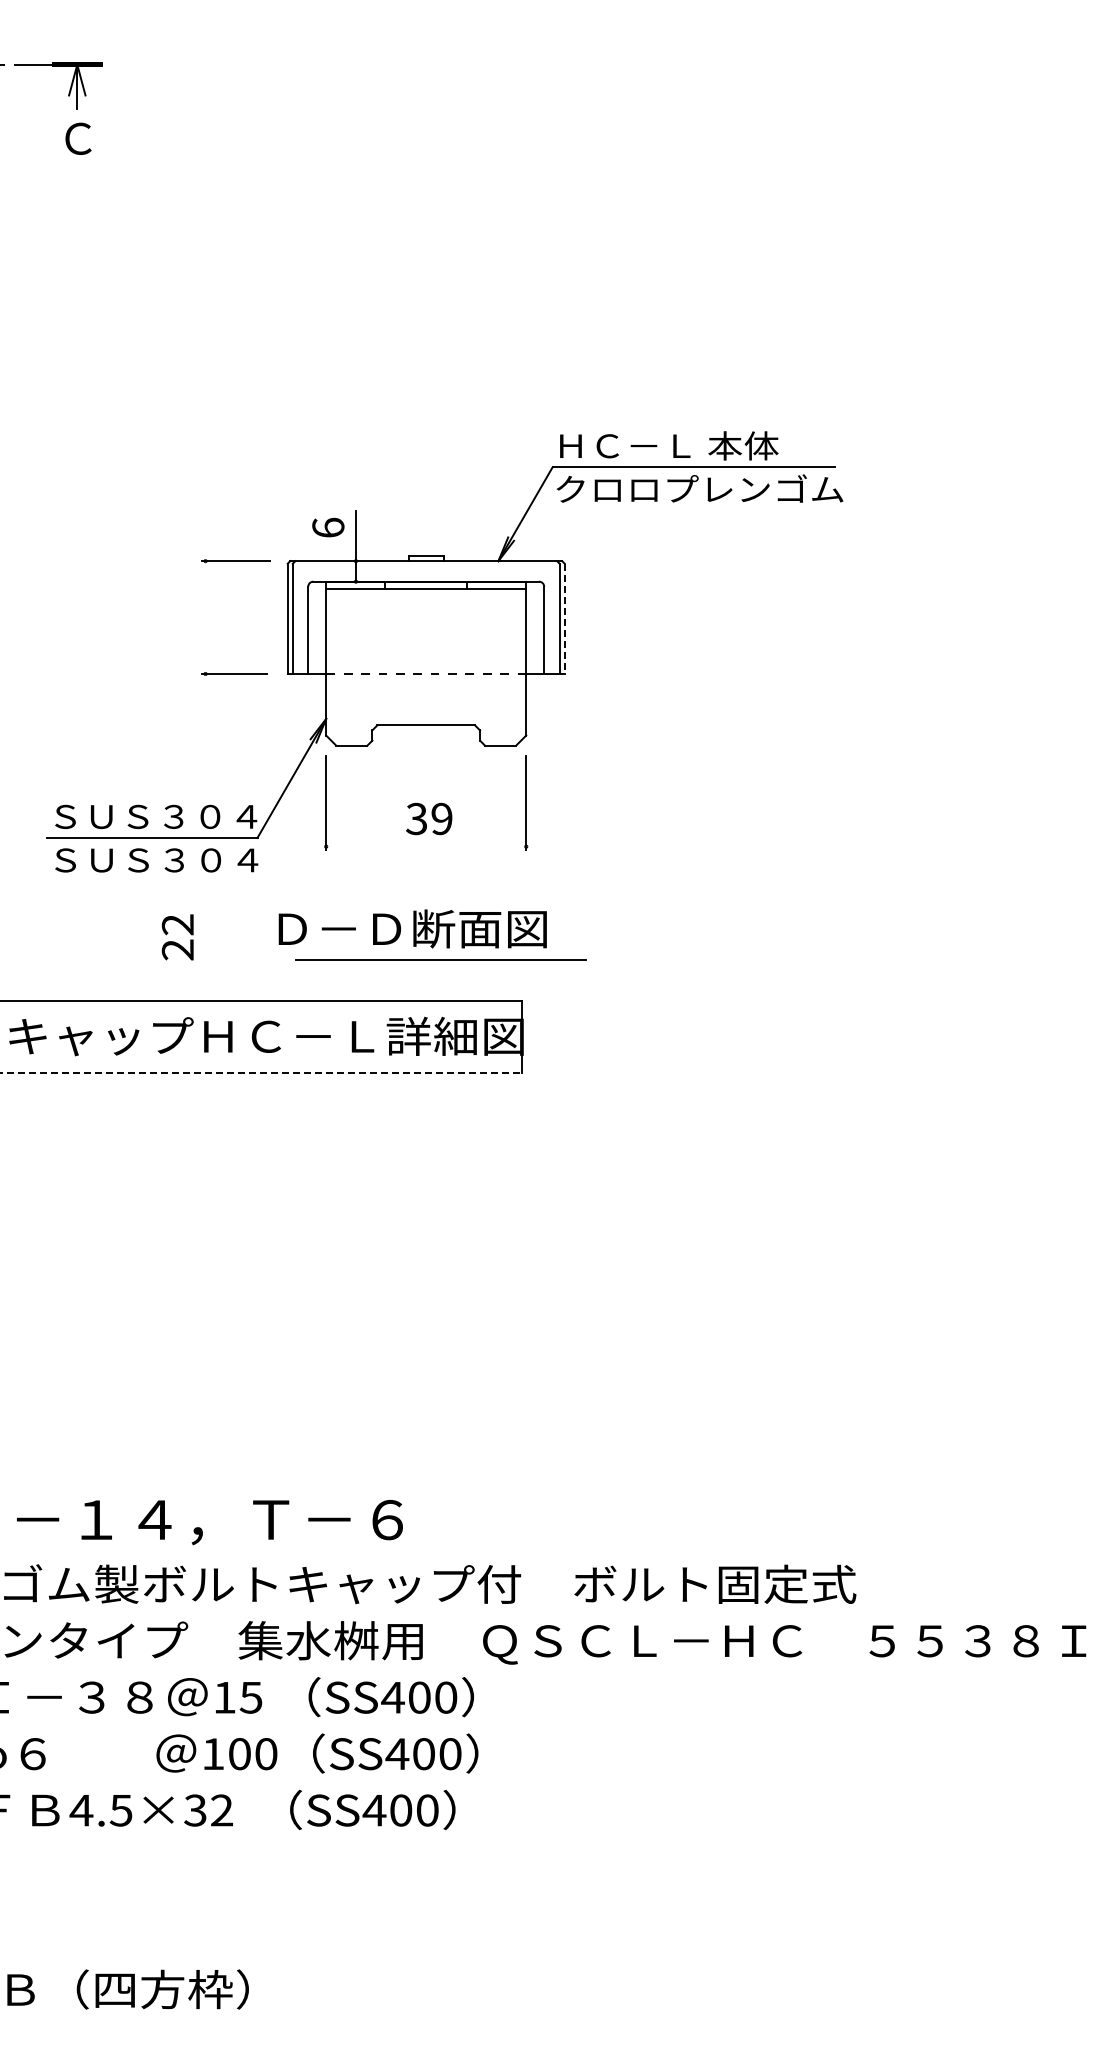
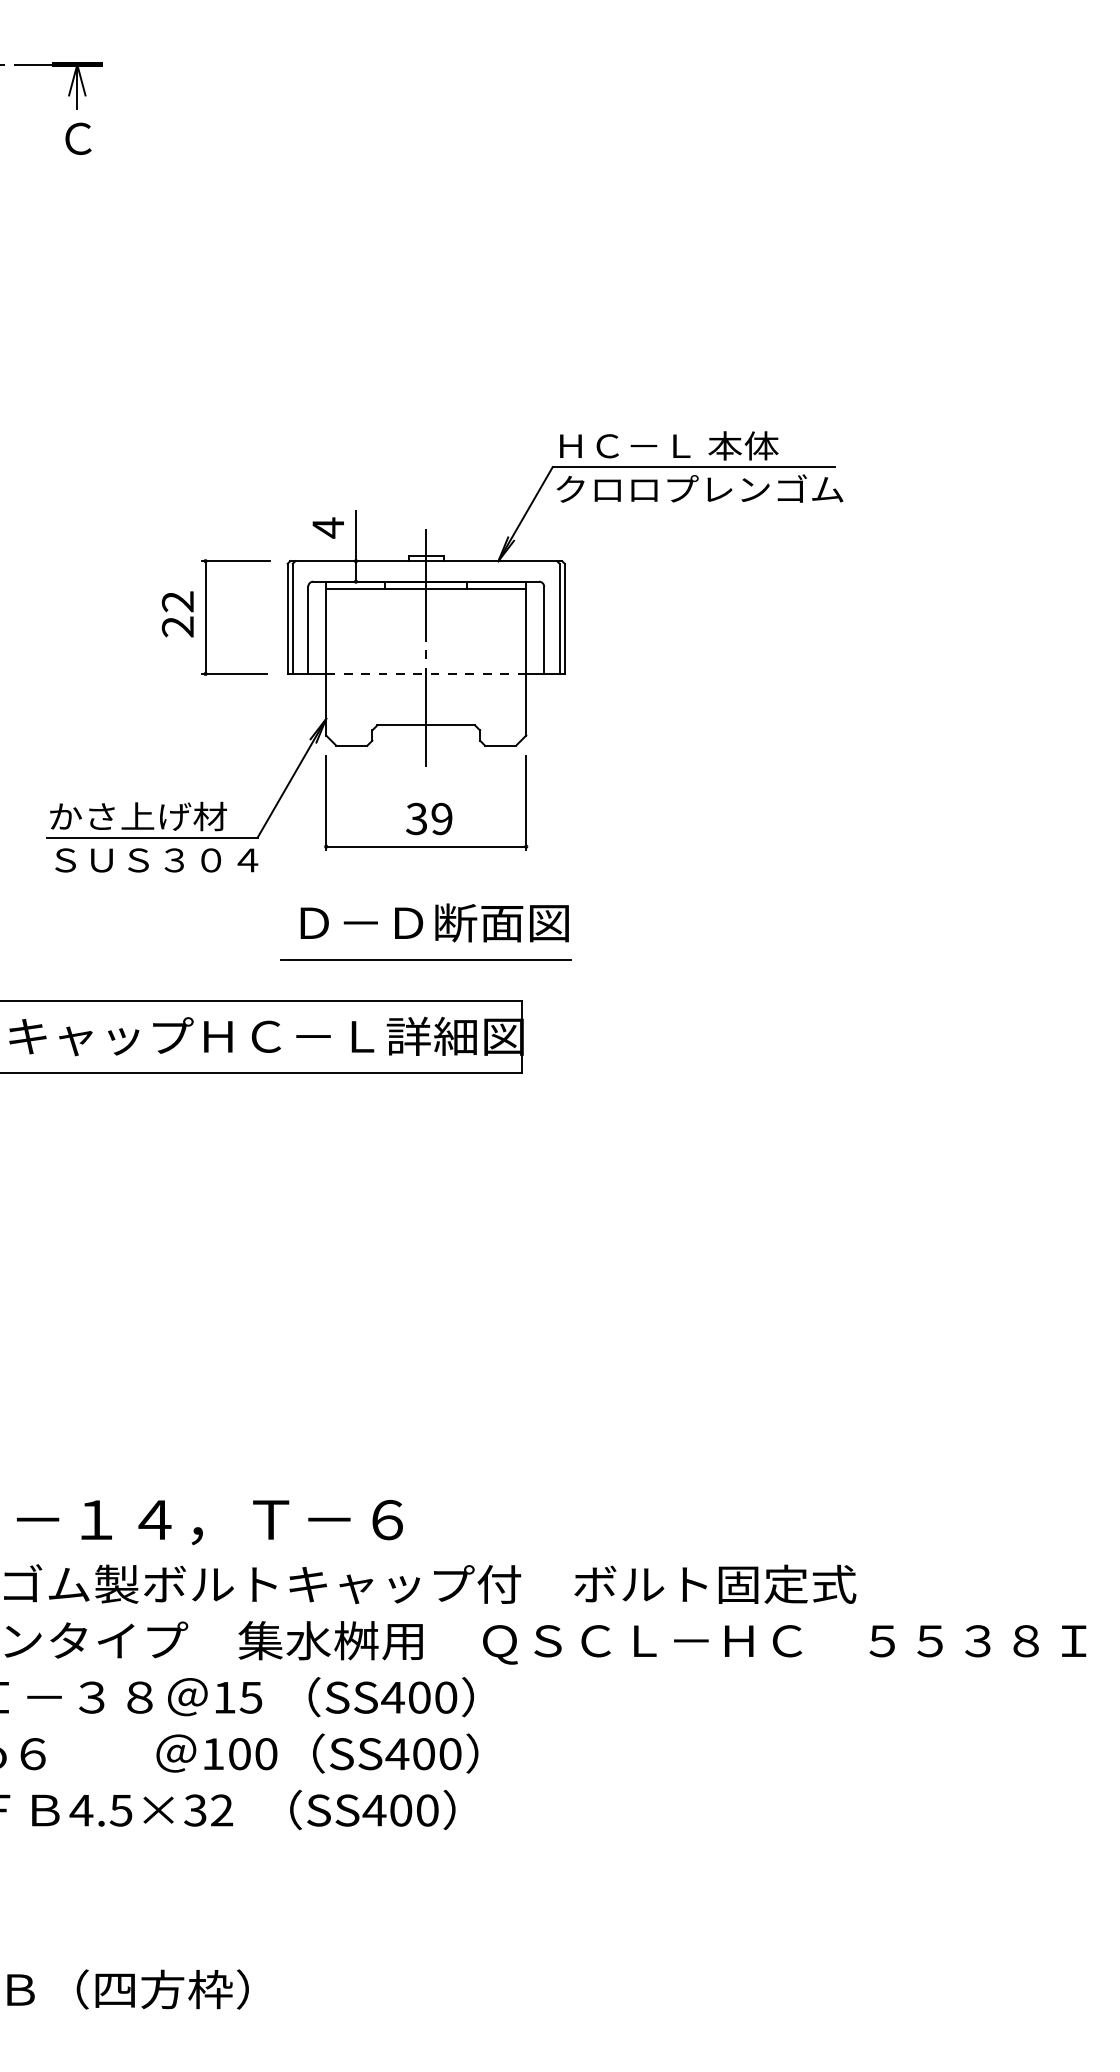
text: 6 -> 4 (328, 527)
line: none -> present (205, 617)
line: dashed -> solid (564, 619)
line: none -> present (426, 647)
text: ＳＵＳ３０４ -> かさ上げ材 (153, 816)
line: none -> present (426, 846)
text position: (412, 928) -> (434, 922) (434, 922)
text position: (177, 937) -> (177, 614) (177, 614)
line position: (440, 959) -> (425, 959) (425, 959)
line: dashed -> solid (261, 1072)
